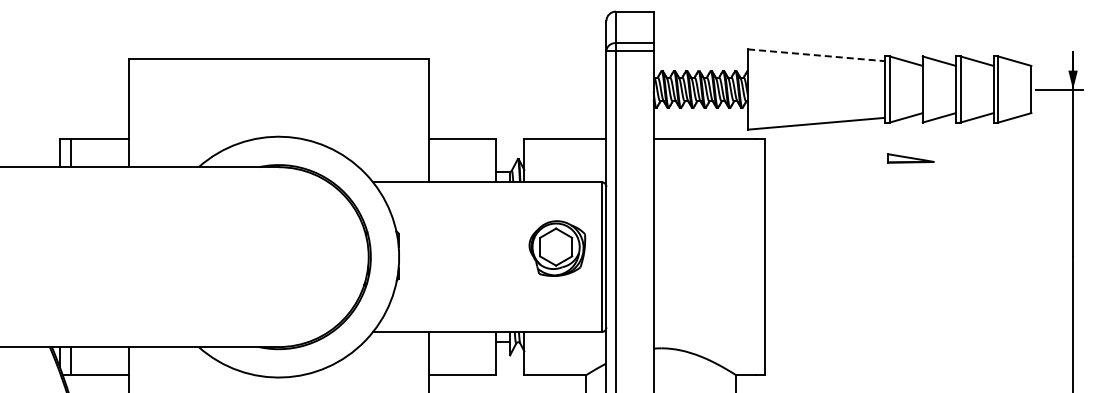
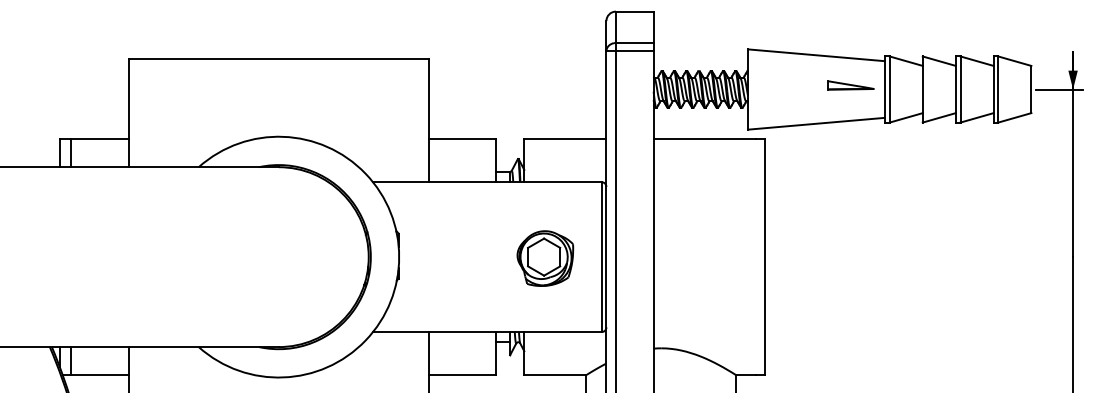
line: dashed -> solid (816, 55)
part position: (910, 158) -> (850, 85) (850, 85)
part position: (557, 248) -> (545, 258) (545, 258)
